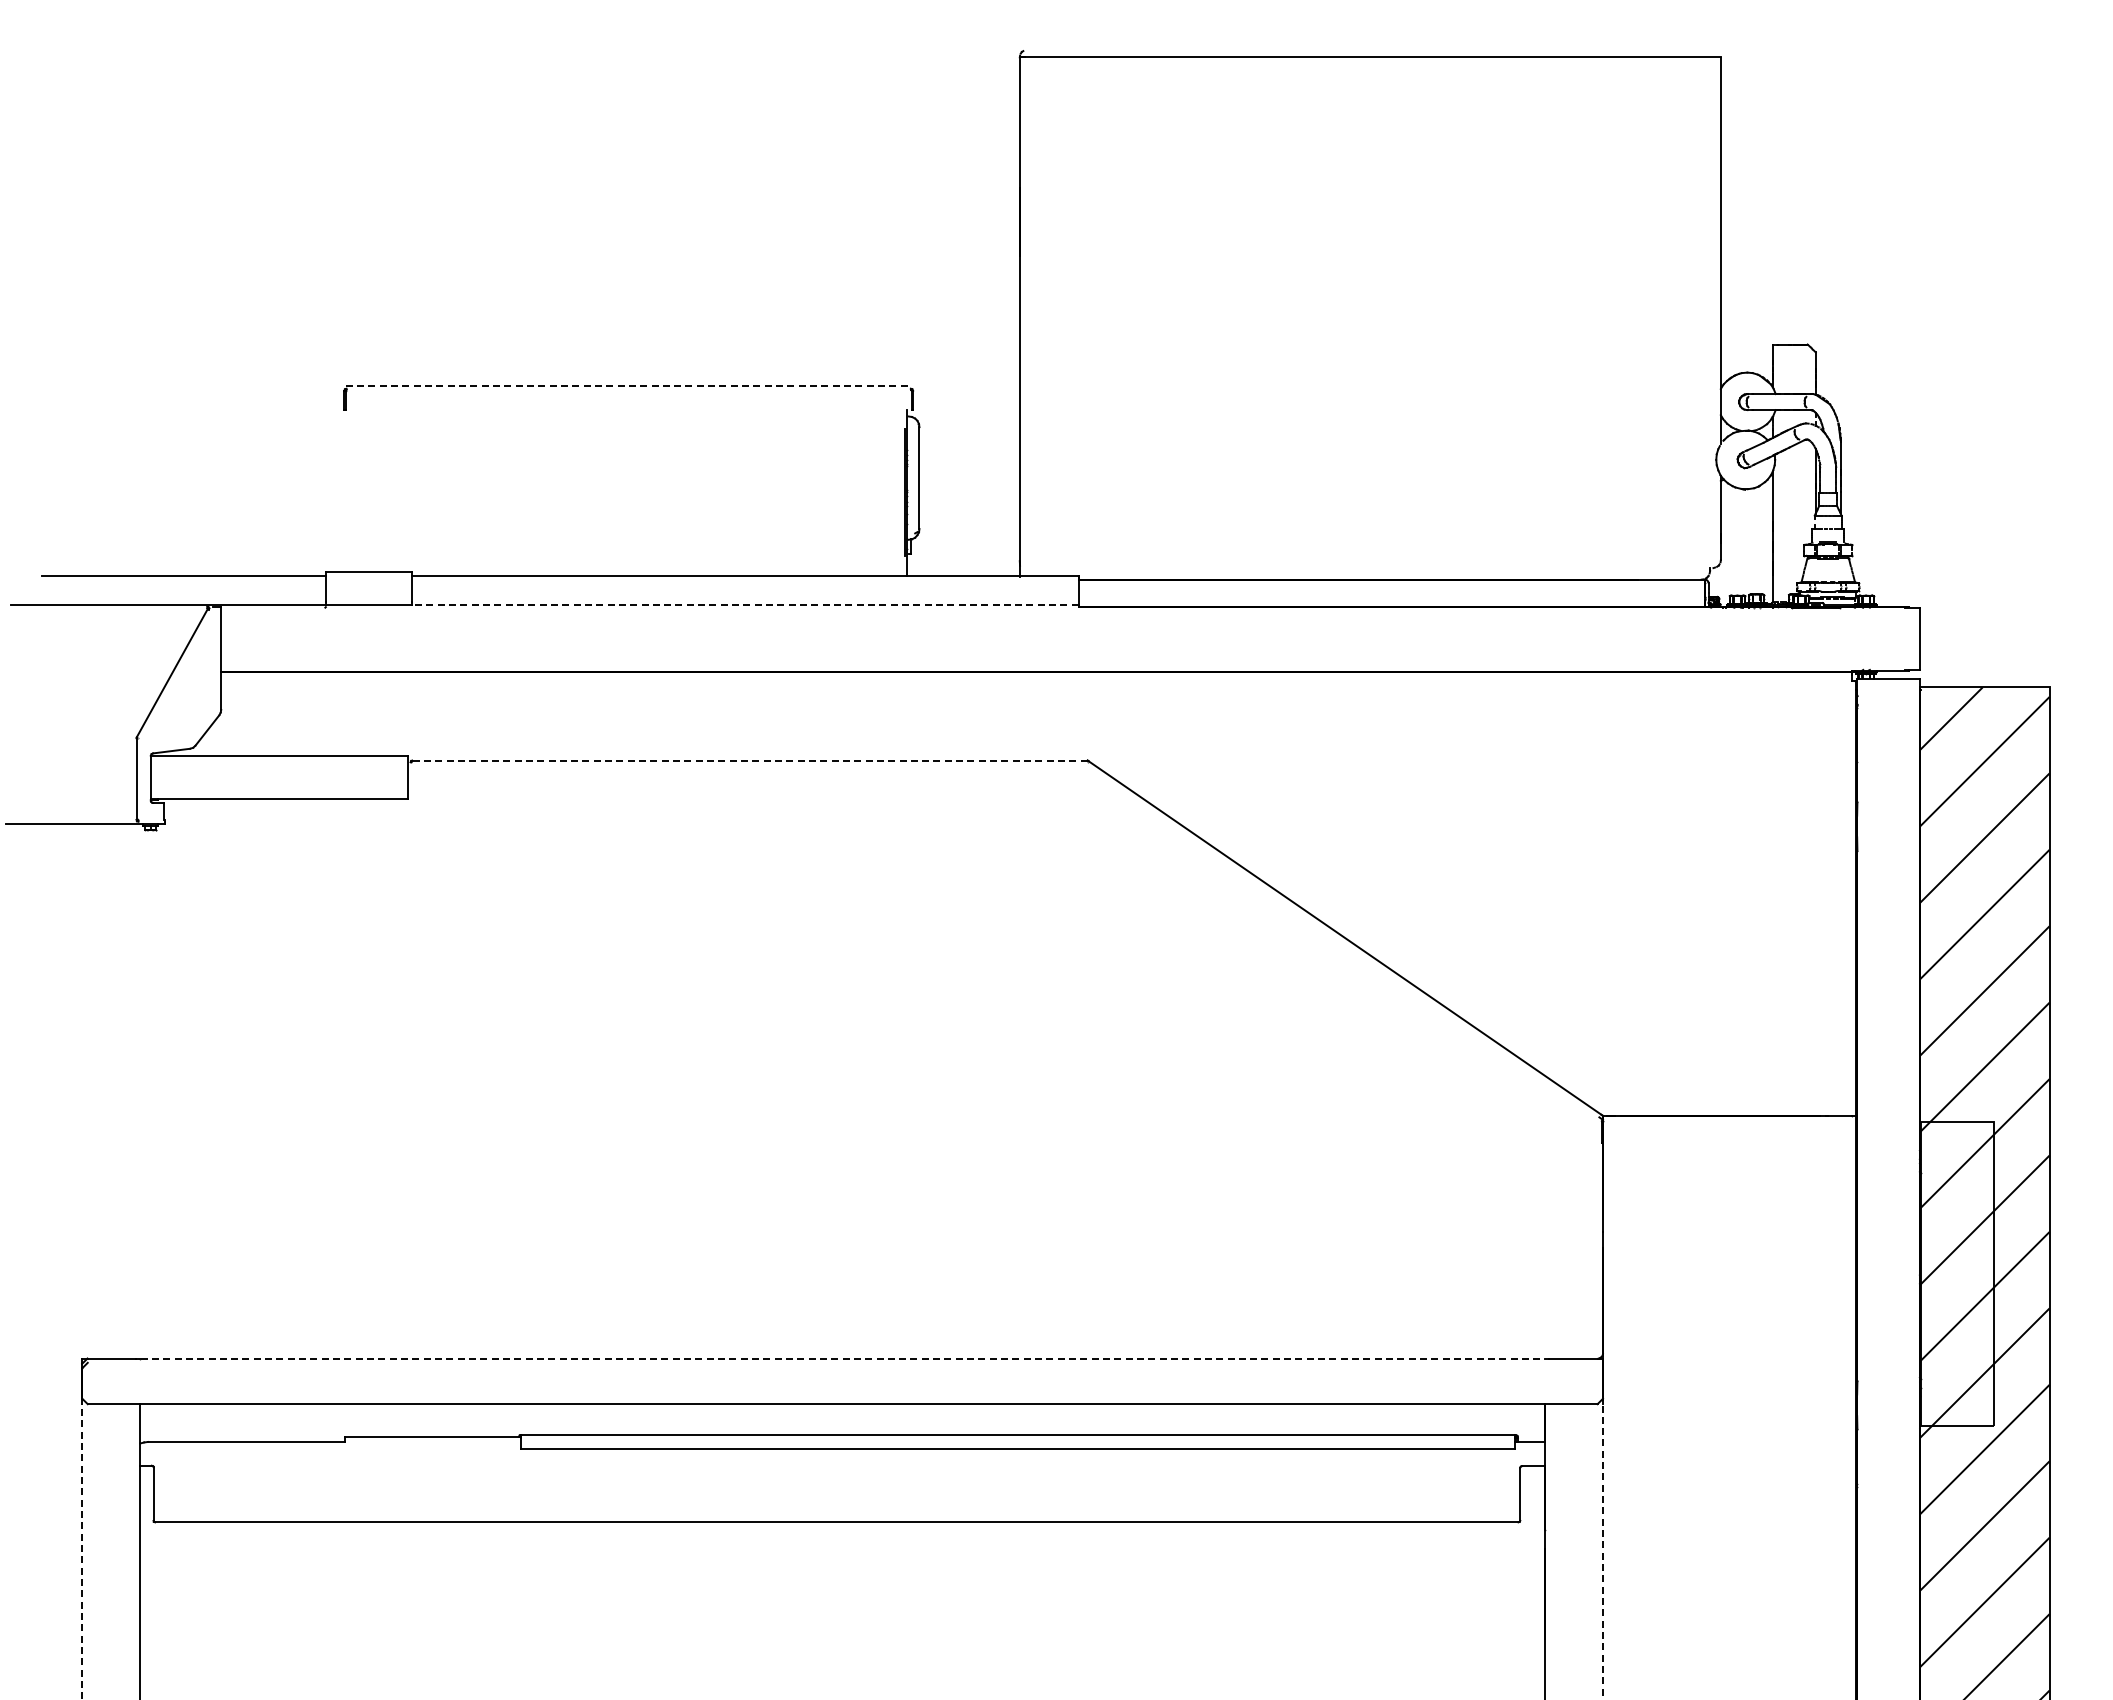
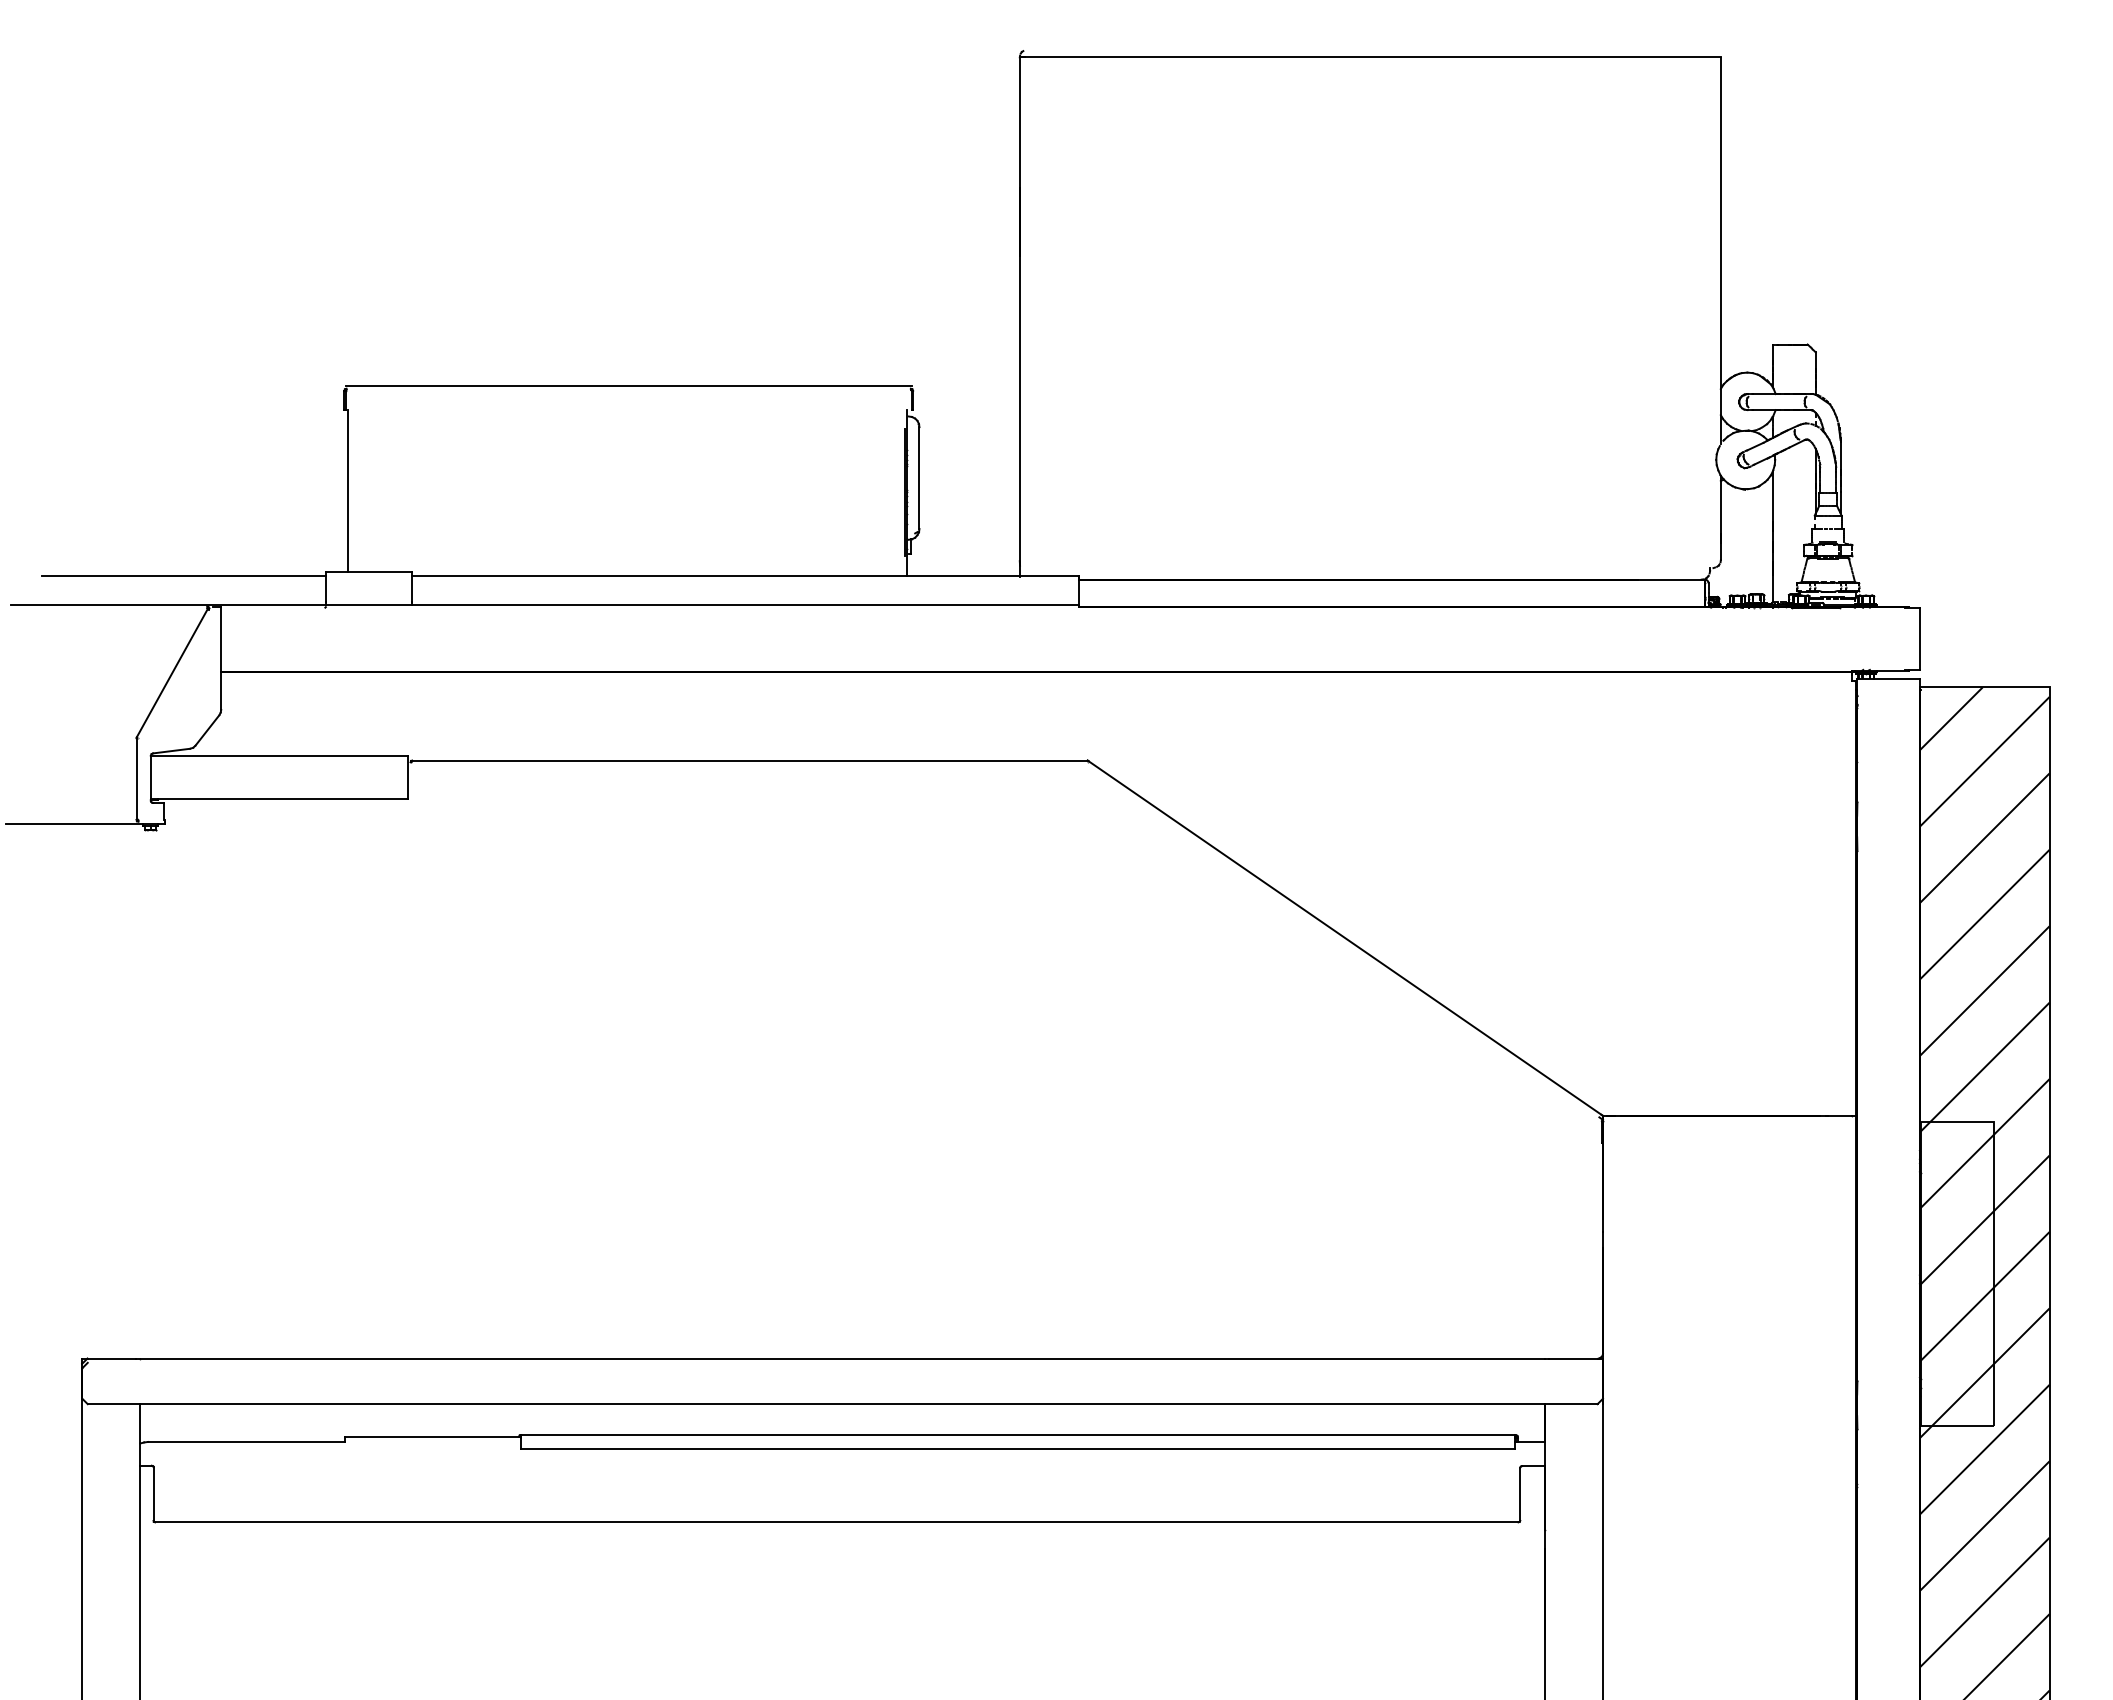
line: dashed -> solid (629, 385)
line: none -> present (348, 491)
line: dashed -> solid (745, 605)
line: dashed -> solid (748, 760)
line: dashed -> solid (843, 1358)
line: dashed -> solid (82, 1531)
line: dashed -> solid (1602, 1531)
